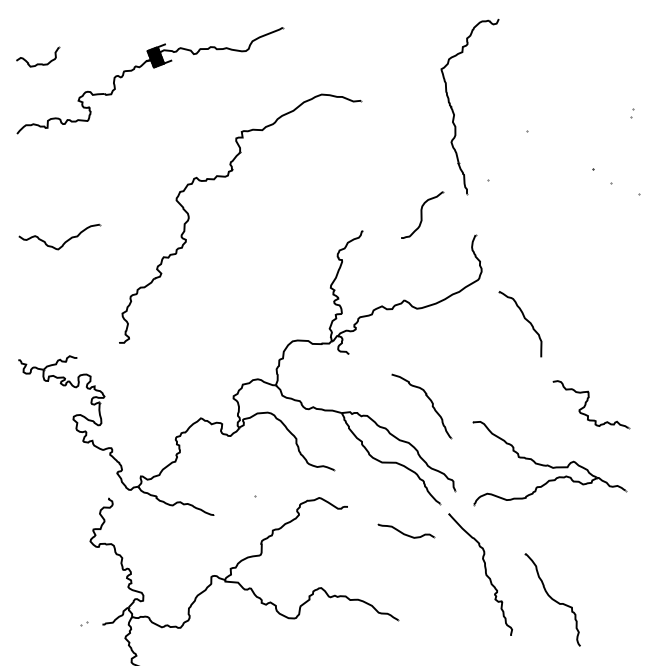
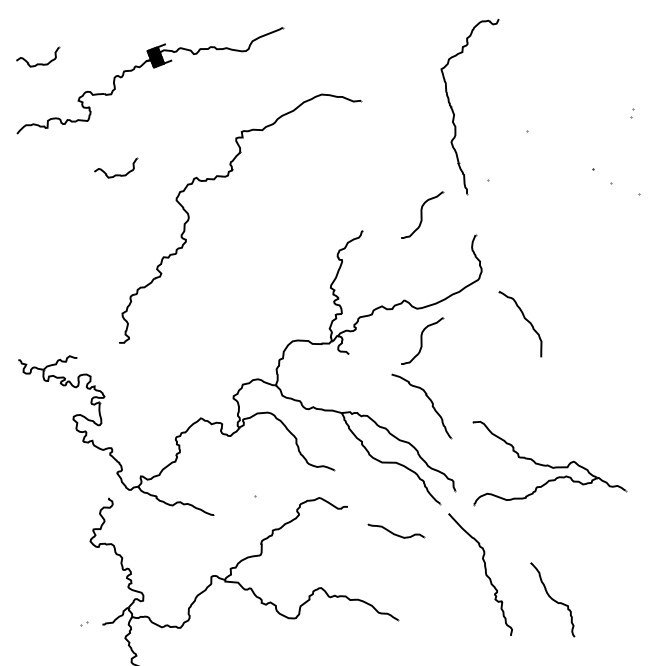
part: none -> present (116, 174)
part: present -> none (64, 241)
part: none -> present (422, 340)
part: present -> none (591, 404)
part position: (406, 530) -> (396, 530) (396, 530)
part size: 57x94 px -> 46x76 px (552, 599)
